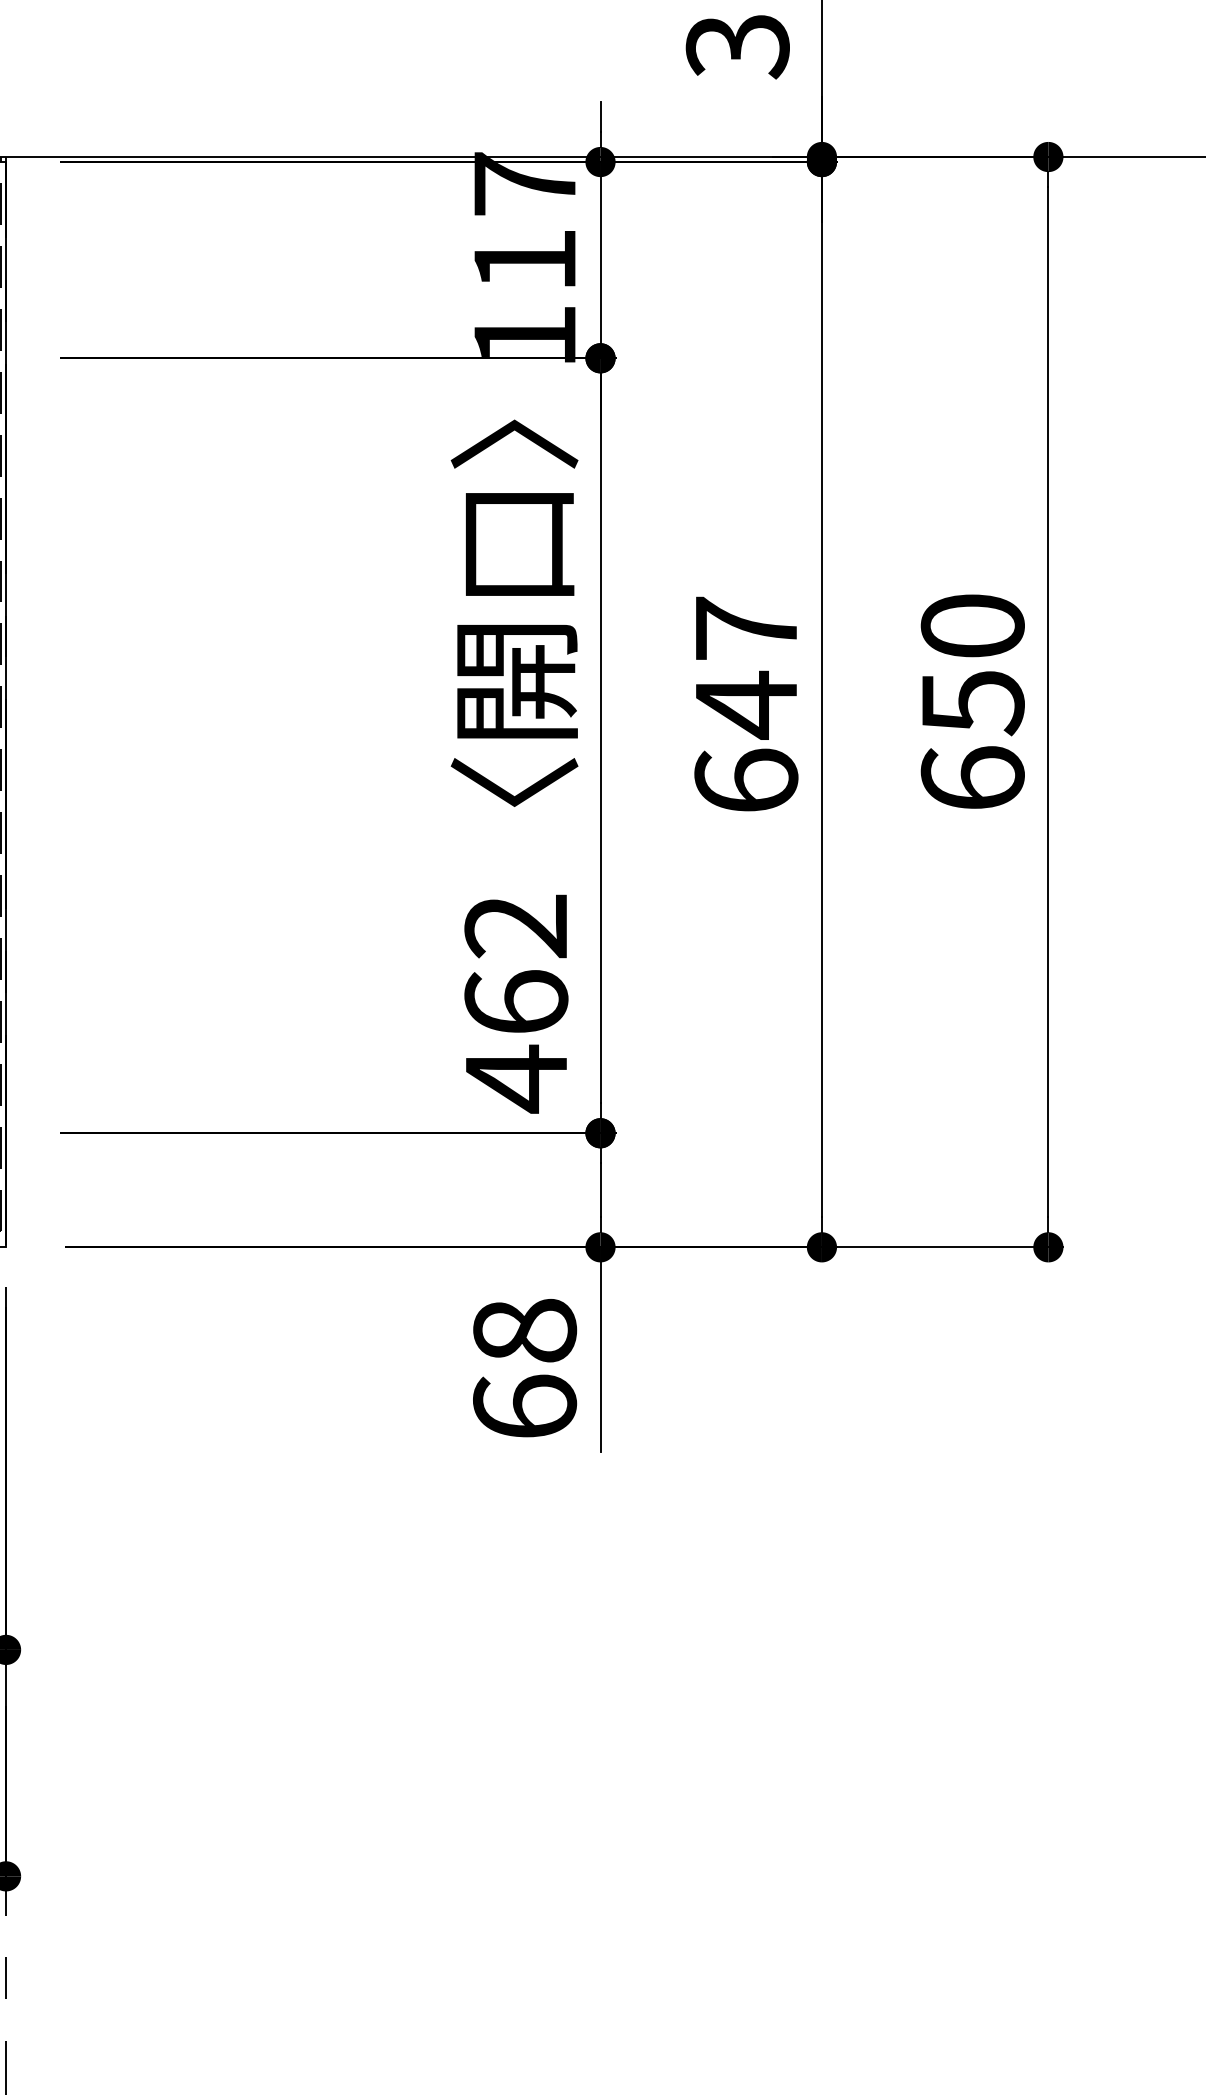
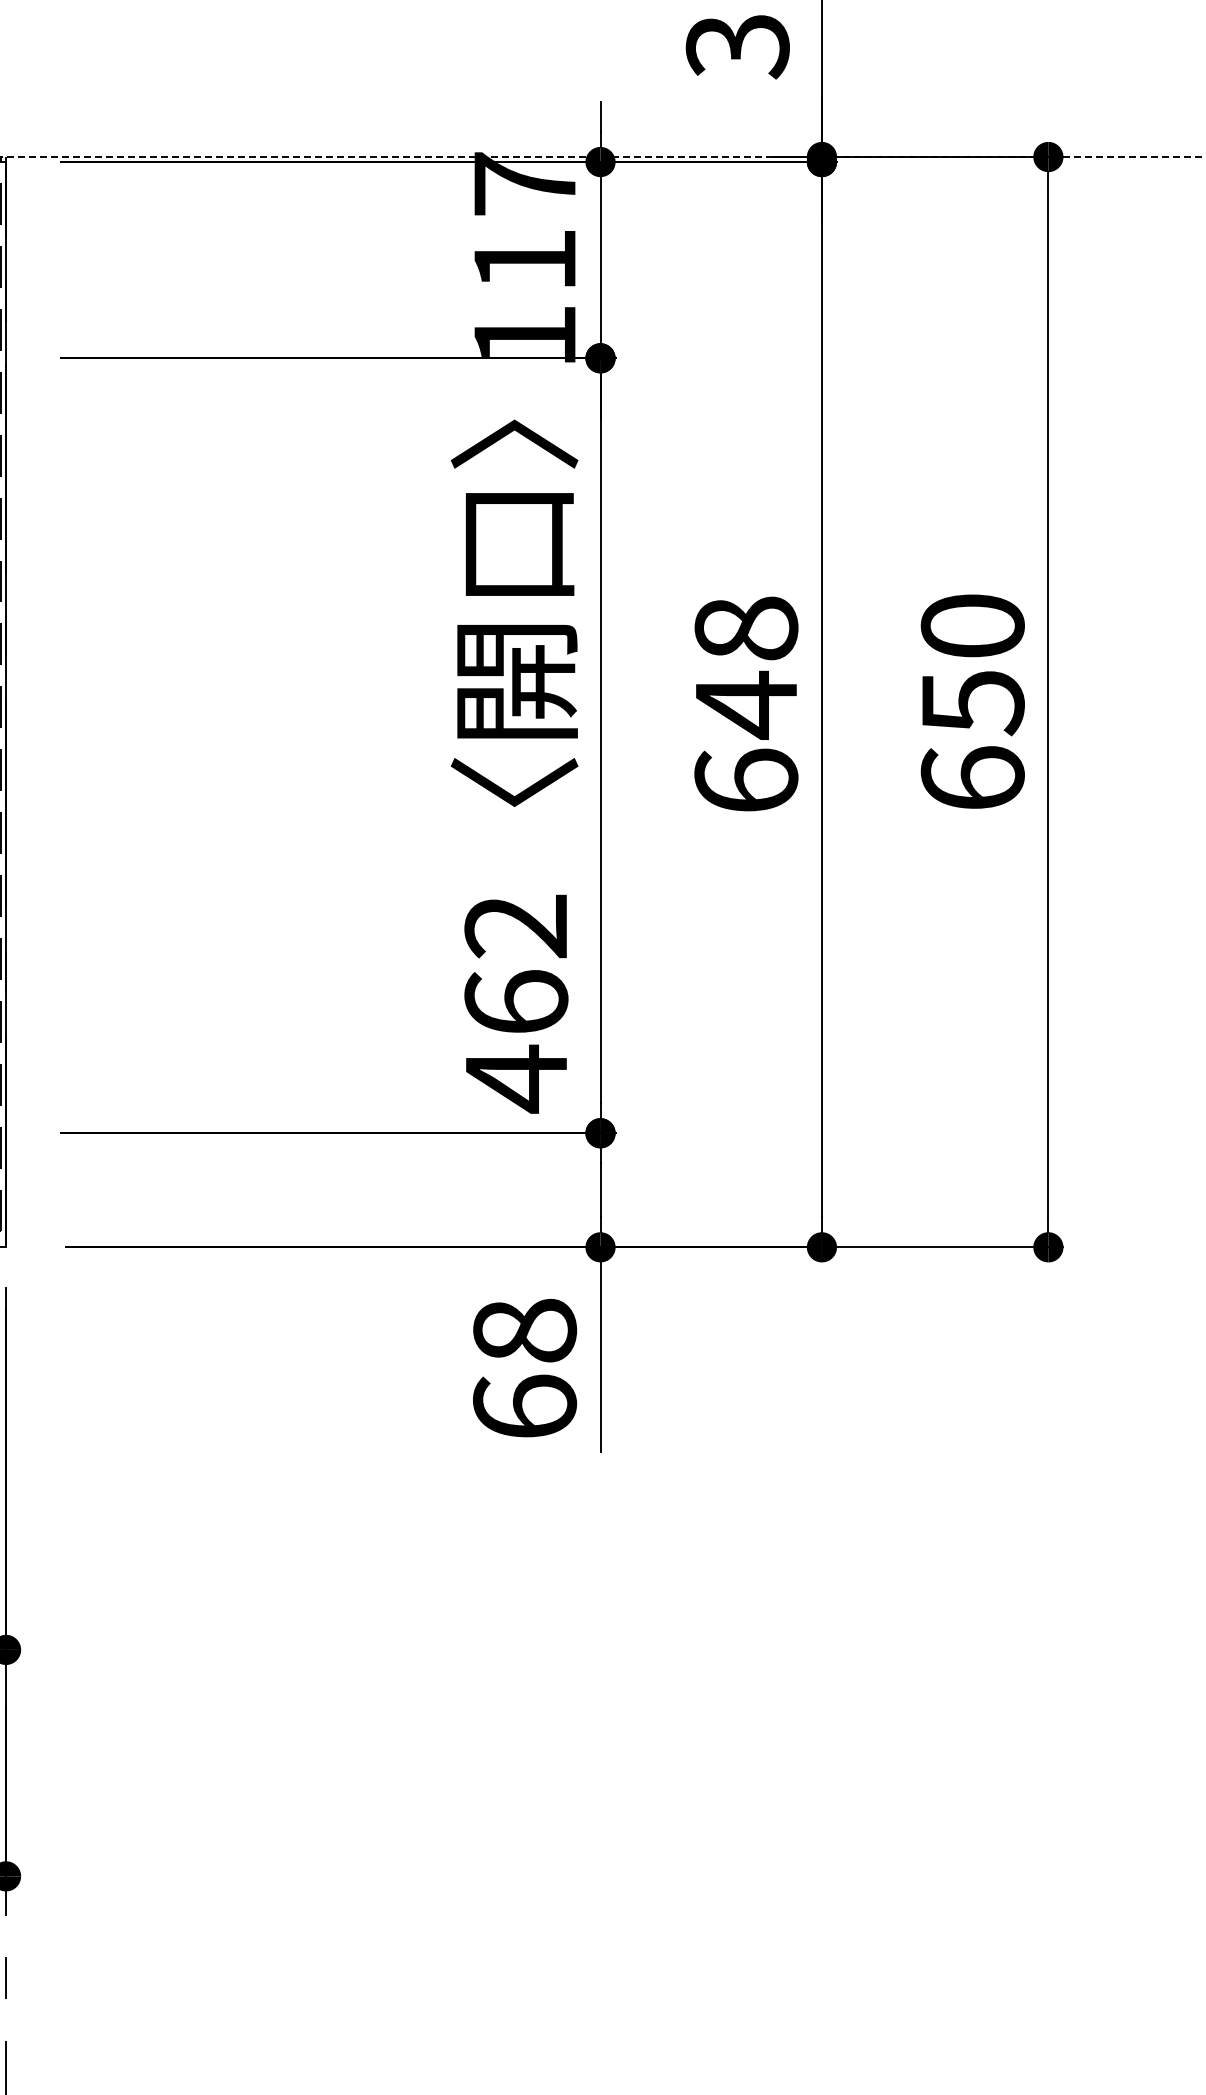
line: solid -> dashed (602, 157)
text: 647 -> 648 (746, 628)
